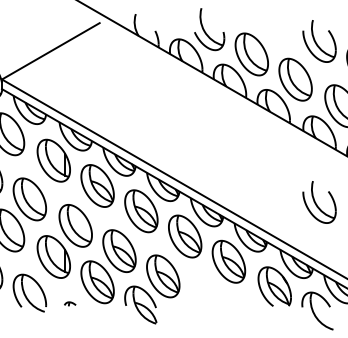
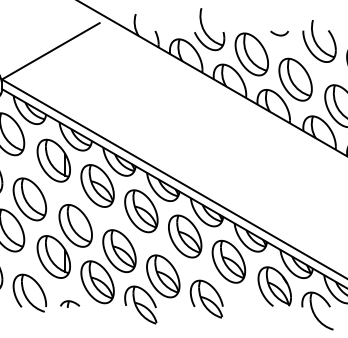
curve: none -> present (279, 34)
part: present -> none (319, 202)
part: none -> present (206, 298)
part size: 13x6 px -> 21x8 px (70, 303)
